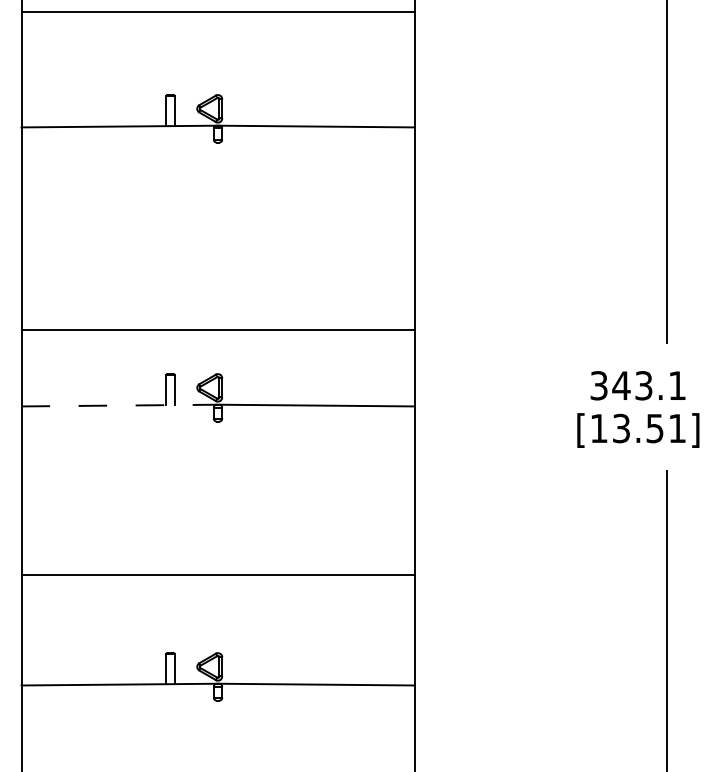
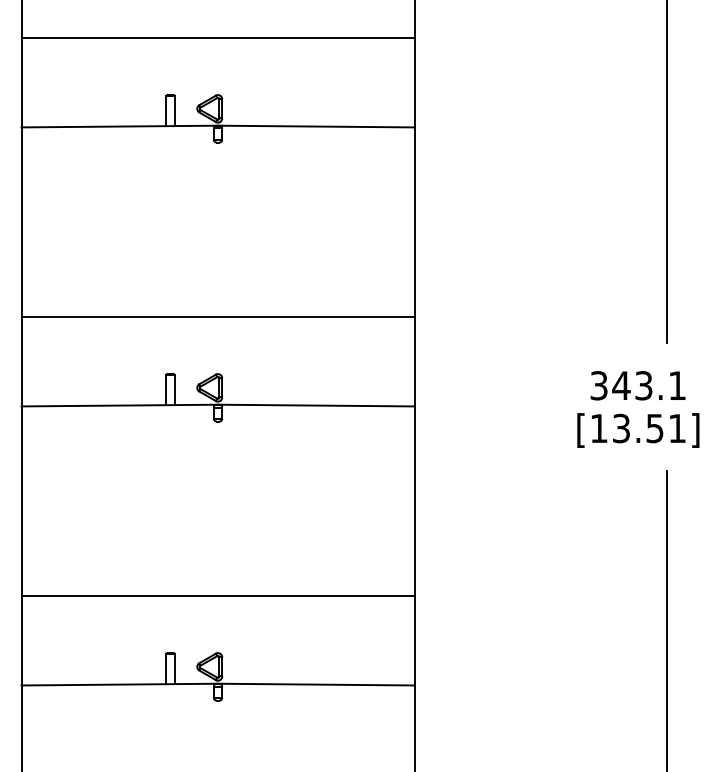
line position: (217, 11) -> (217, 37) (217, 37)
line position: (217, 329) -> (217, 316) (217, 316)
line: dashed -> solid (120, 405)
line position: (217, 574) -> (217, 595) (217, 595)
